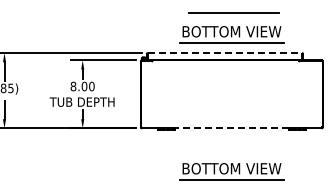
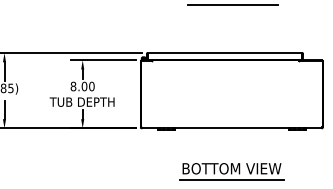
line position: (233, 12) -> (232, 4) (232, 4)
part: present -> none (231, 34)
line: dashed -> solid (225, 53)
line: dashed -> solid (231, 128)
